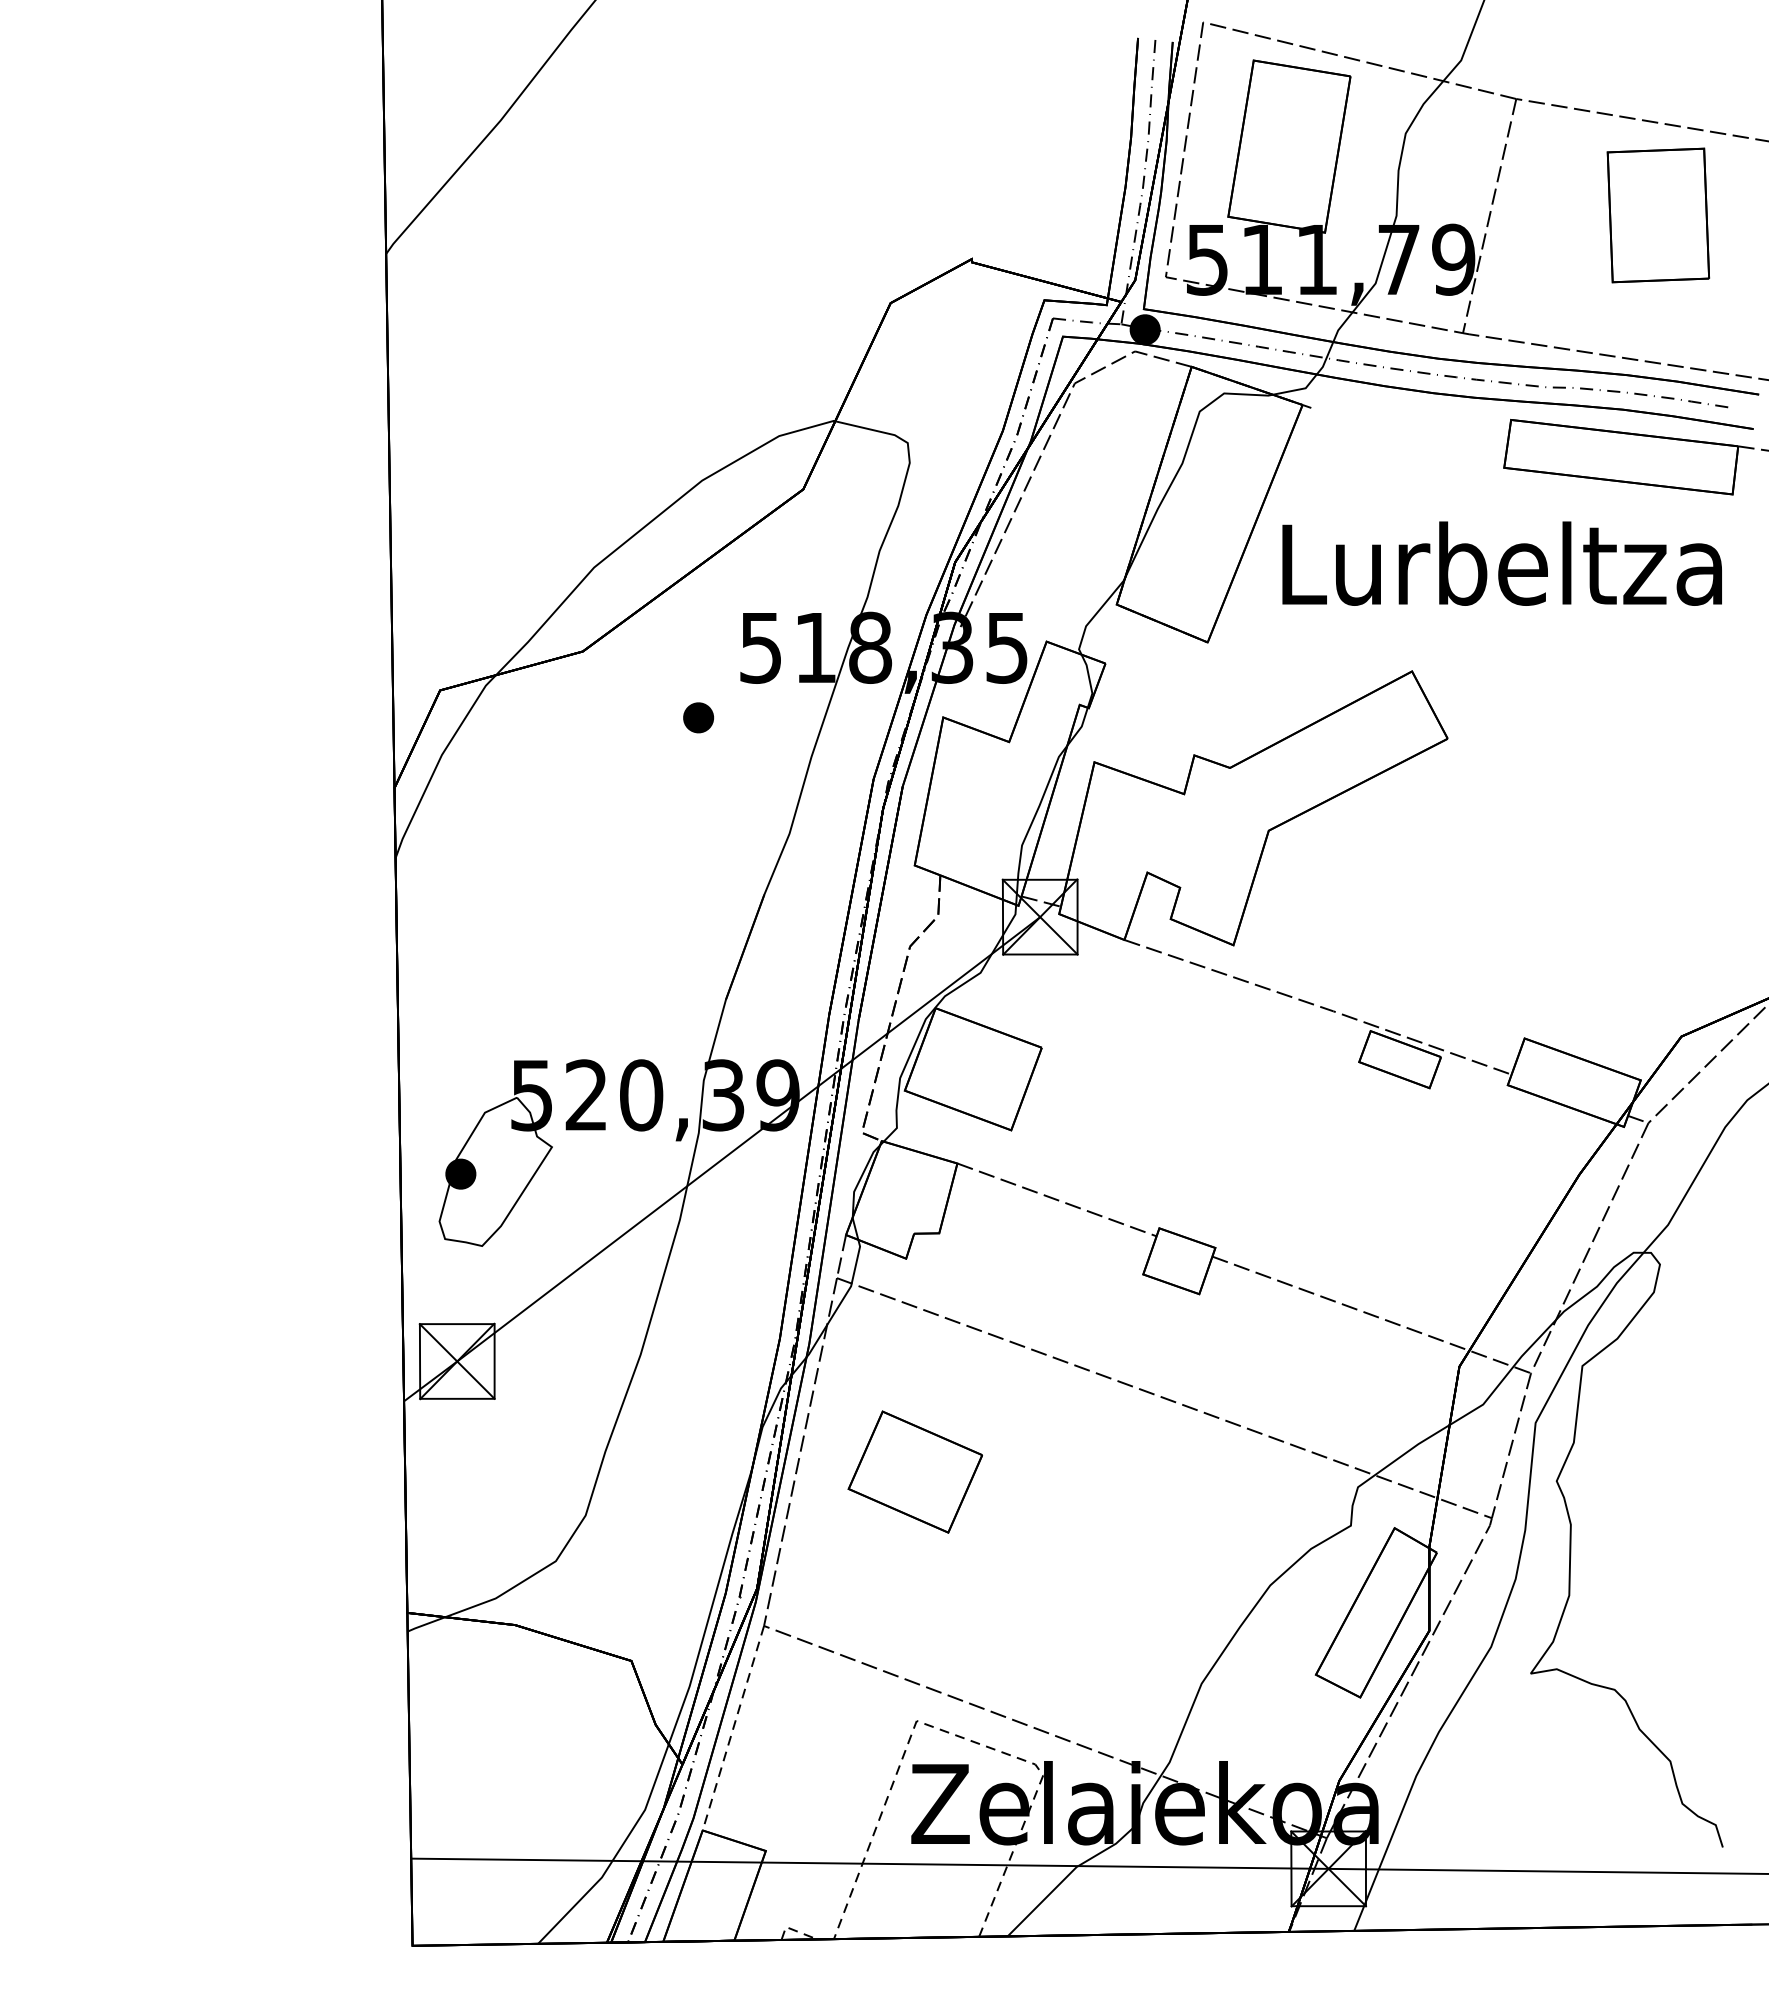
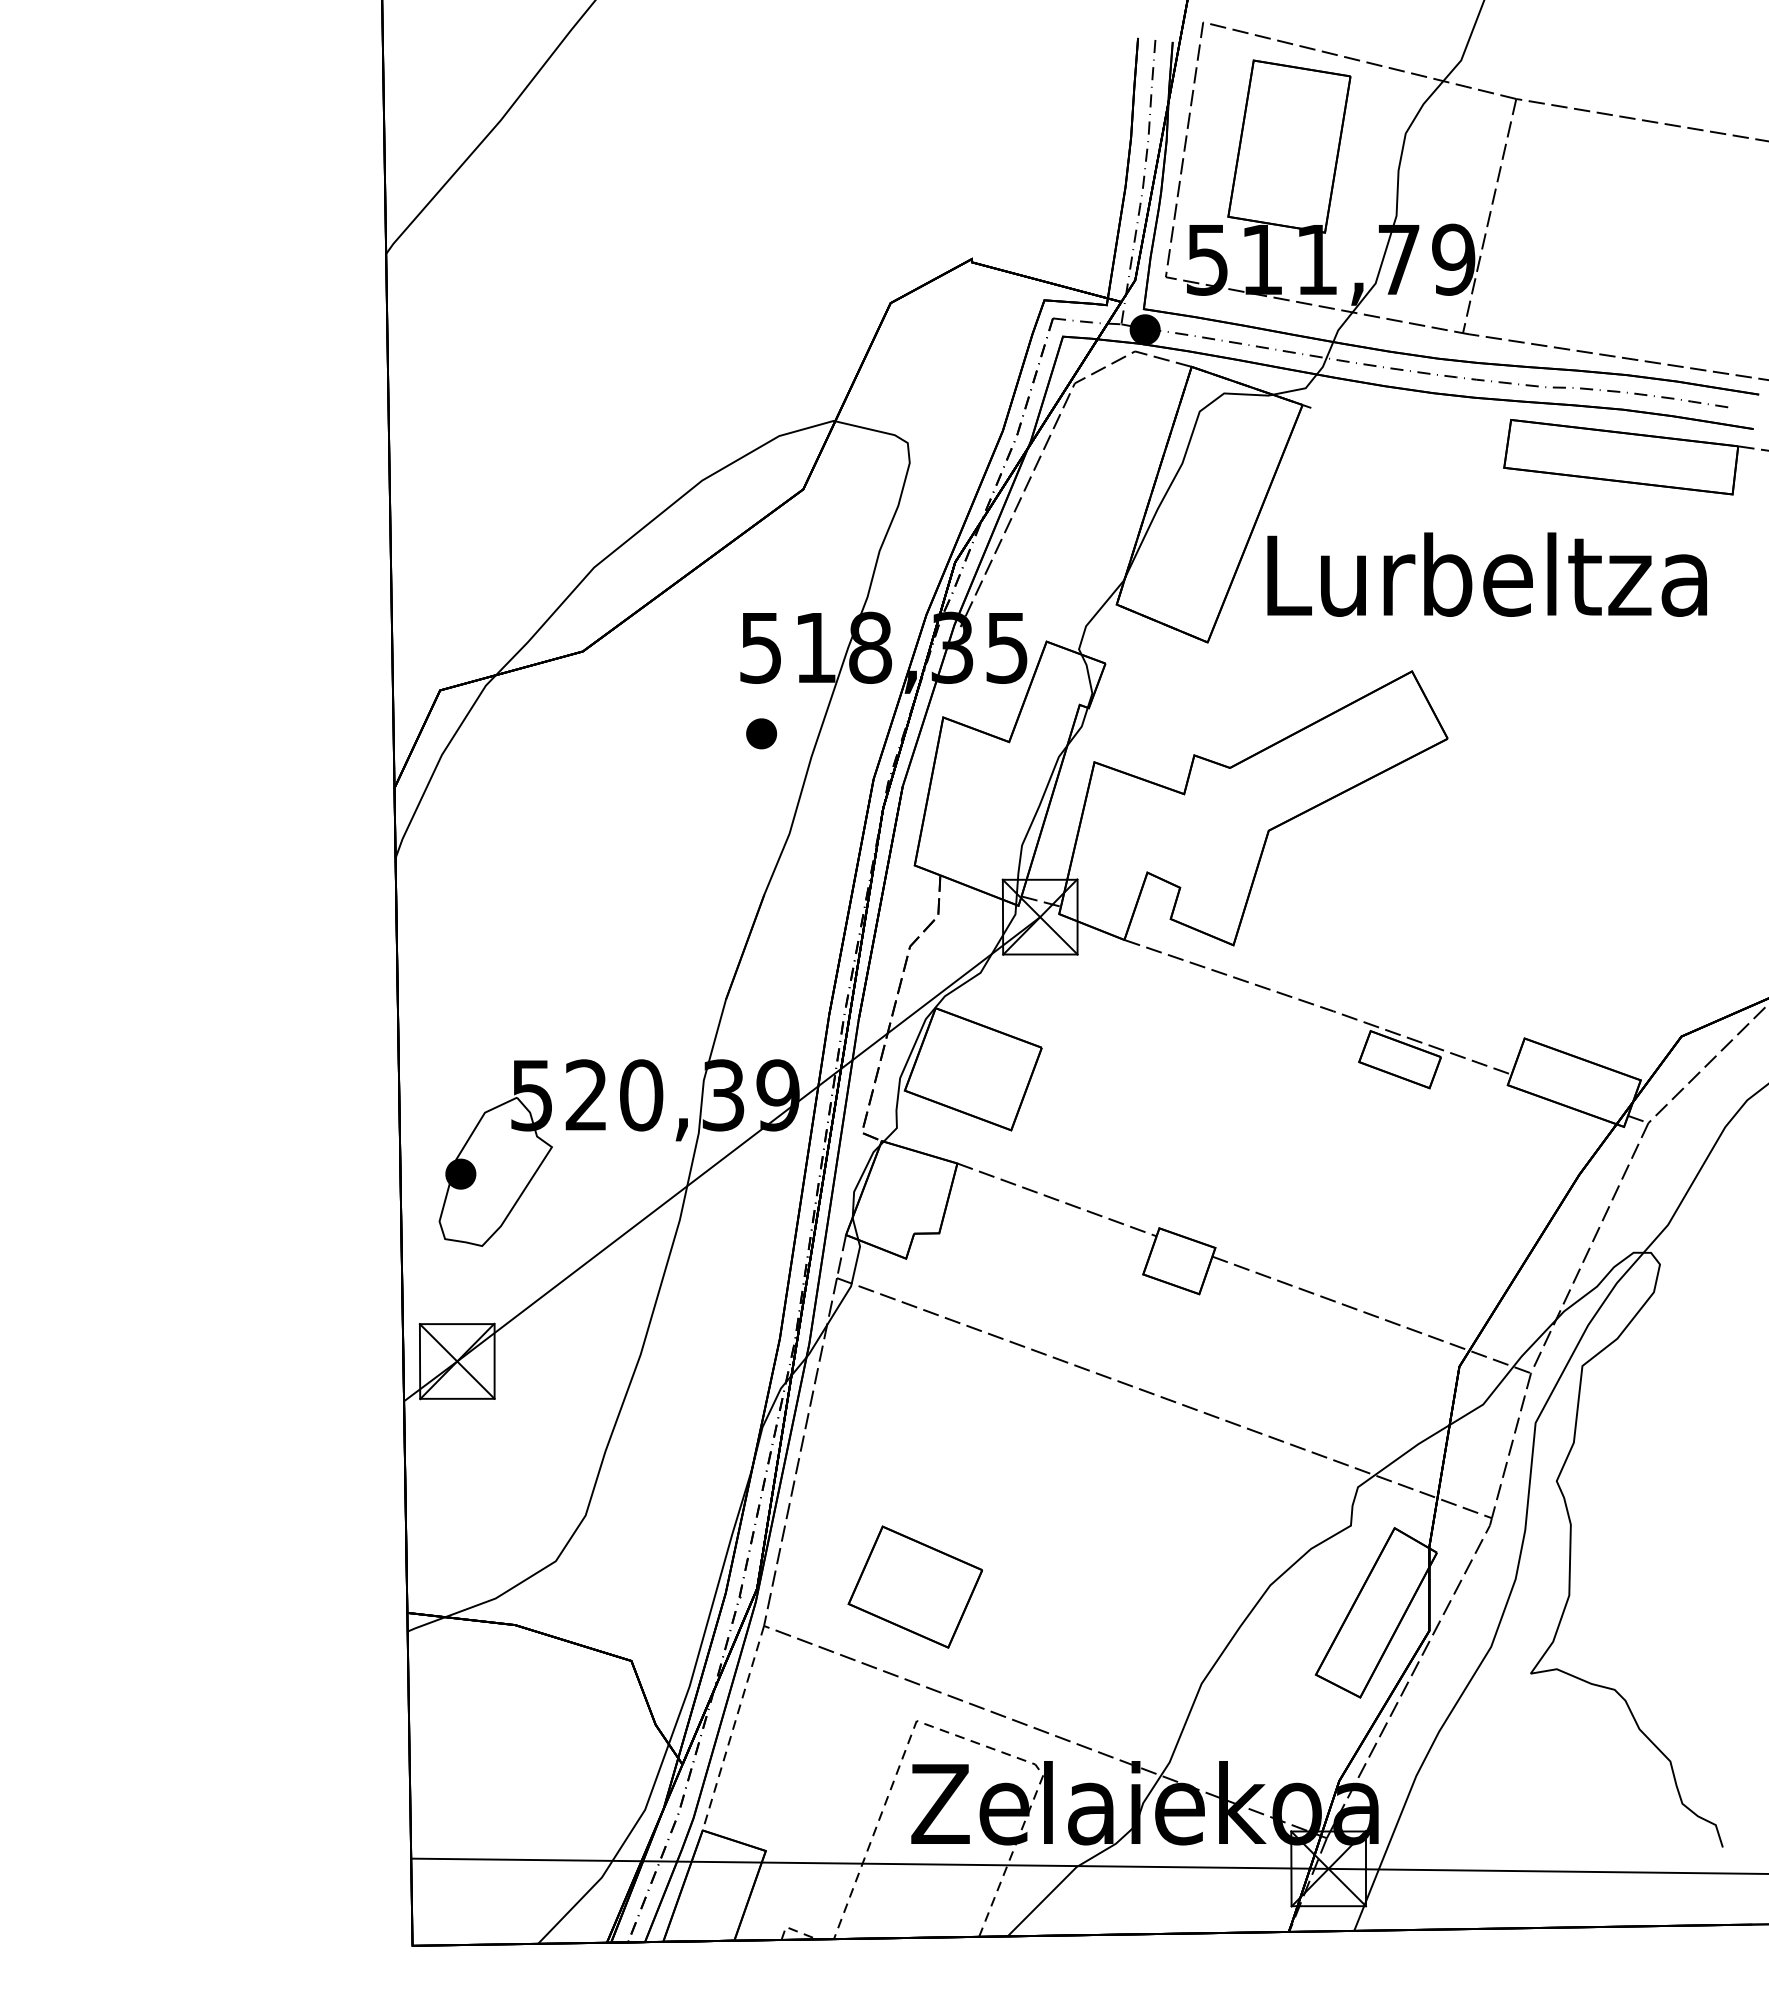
part: present -> none (1658, 215)
text position: (1501, 563) -> (1486, 574) (1486, 574)
part position: (698, 717) -> (761, 733) (761, 733)
part position: (914, 1471) -> (914, 1586) (914, 1586)
